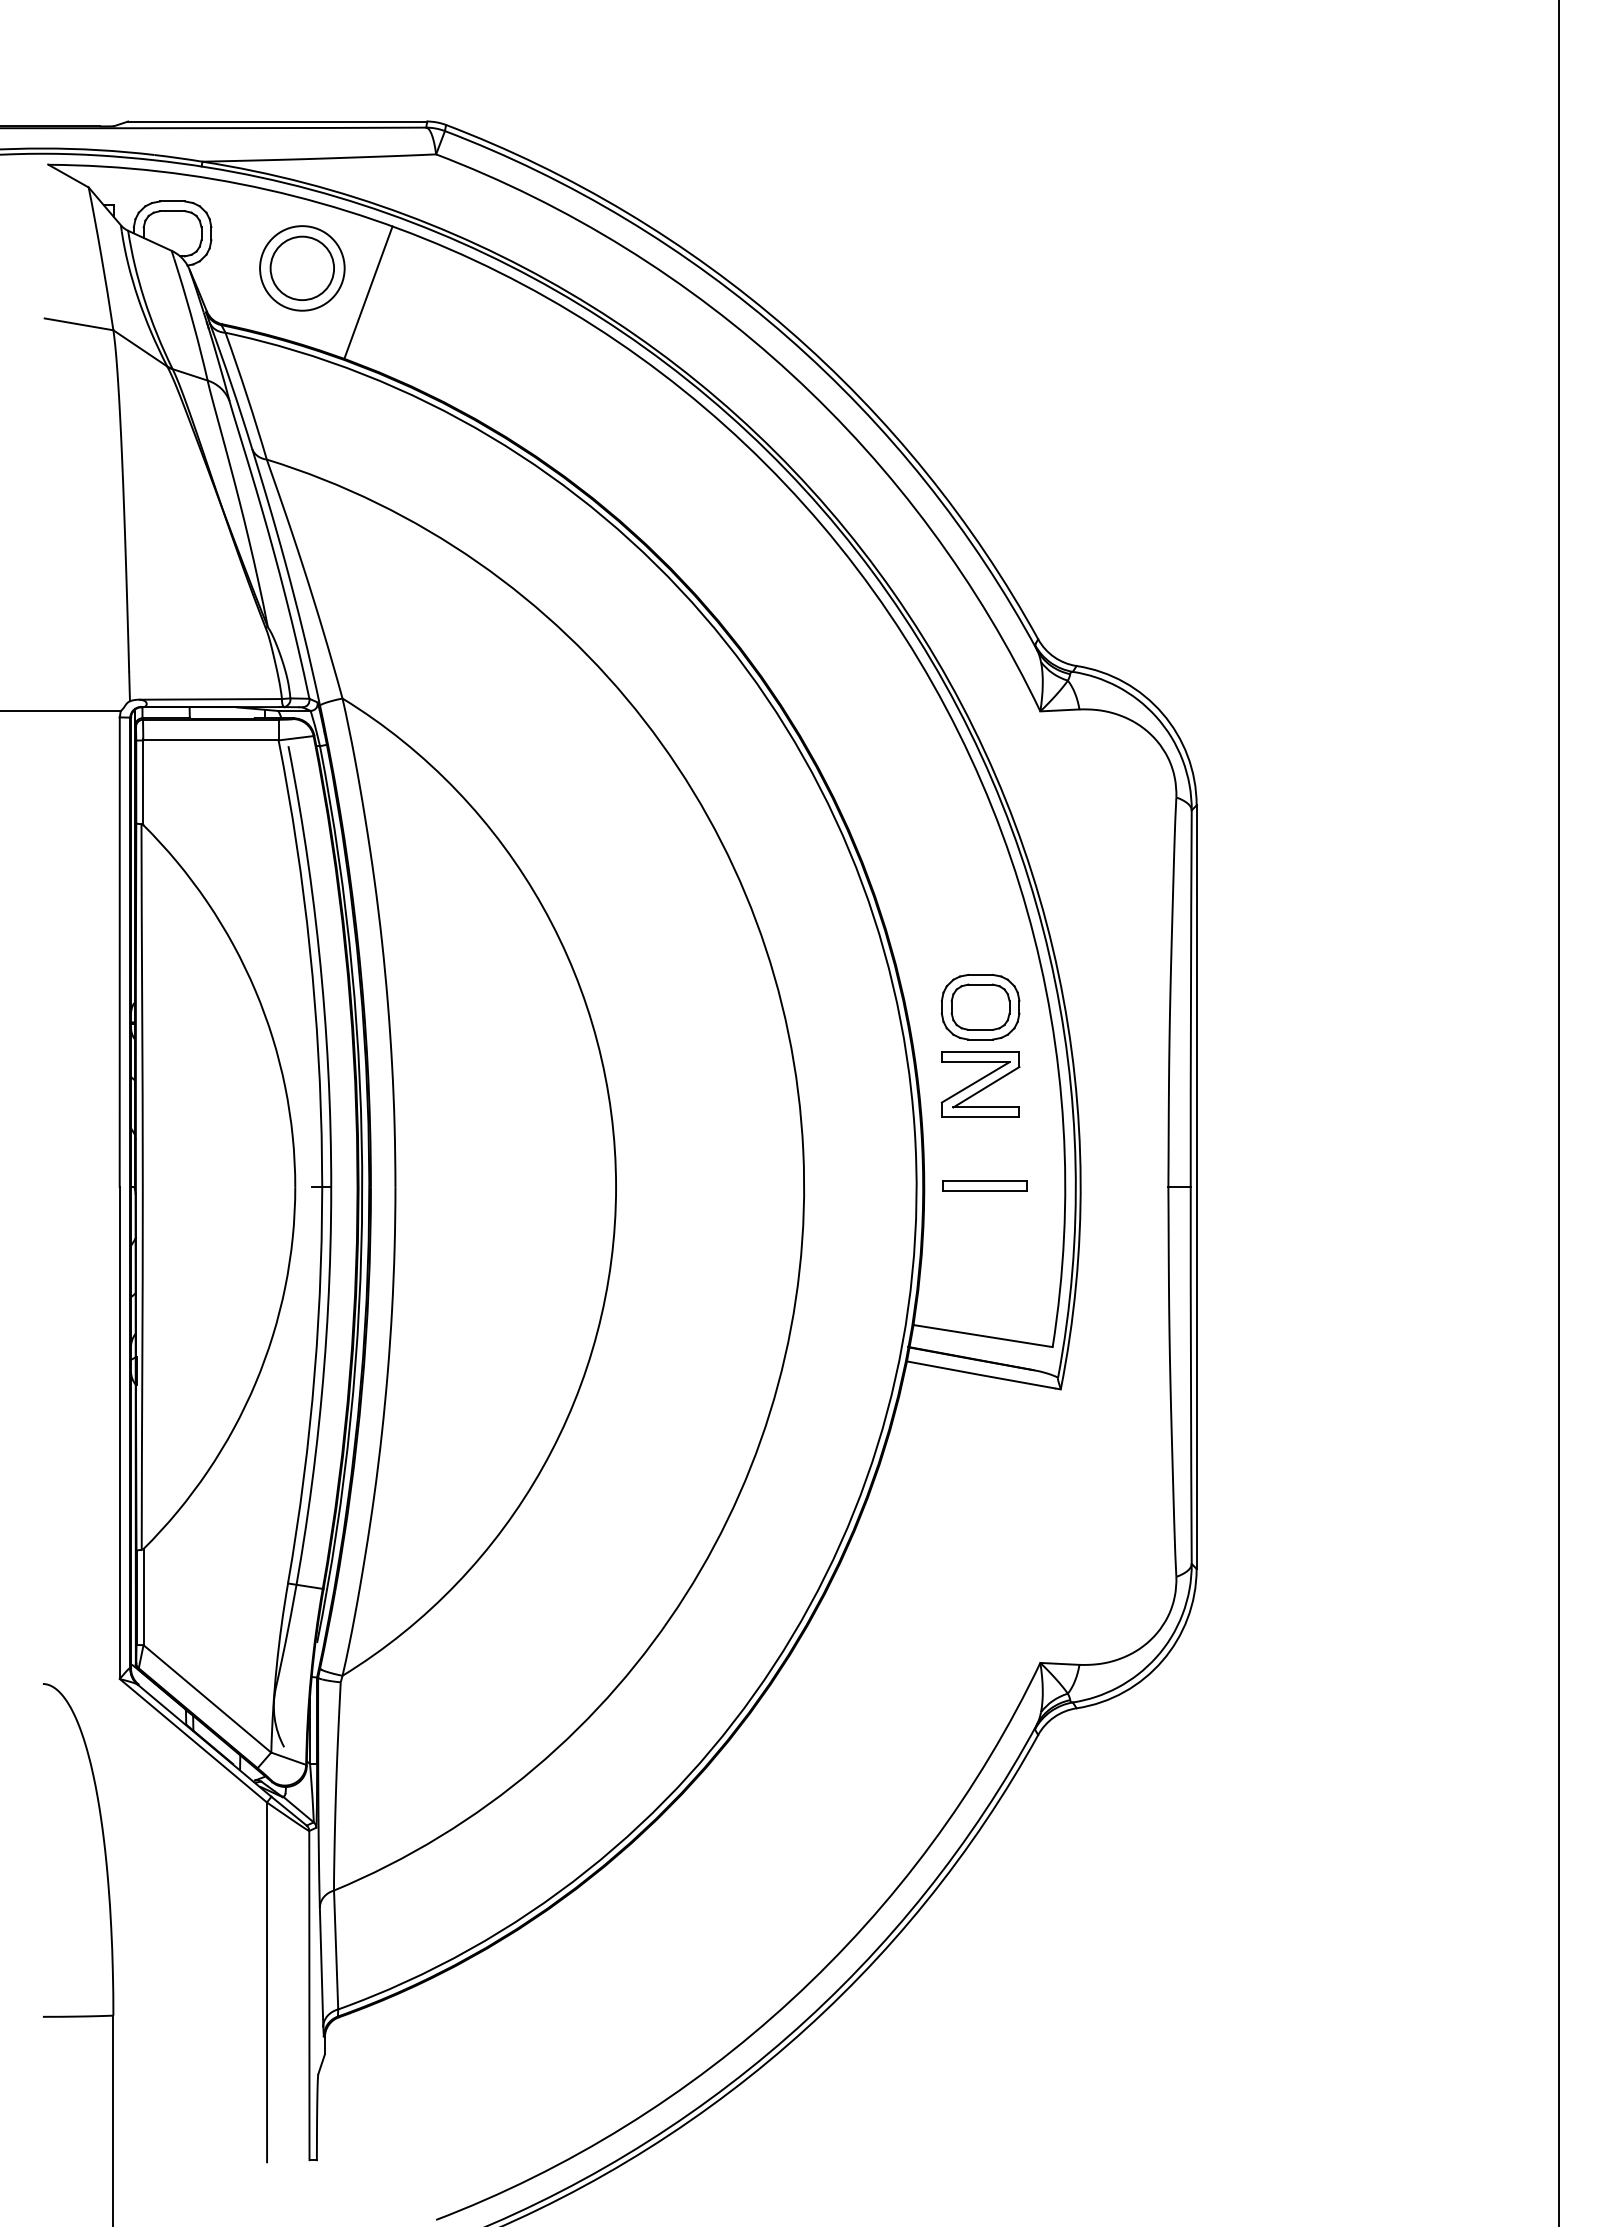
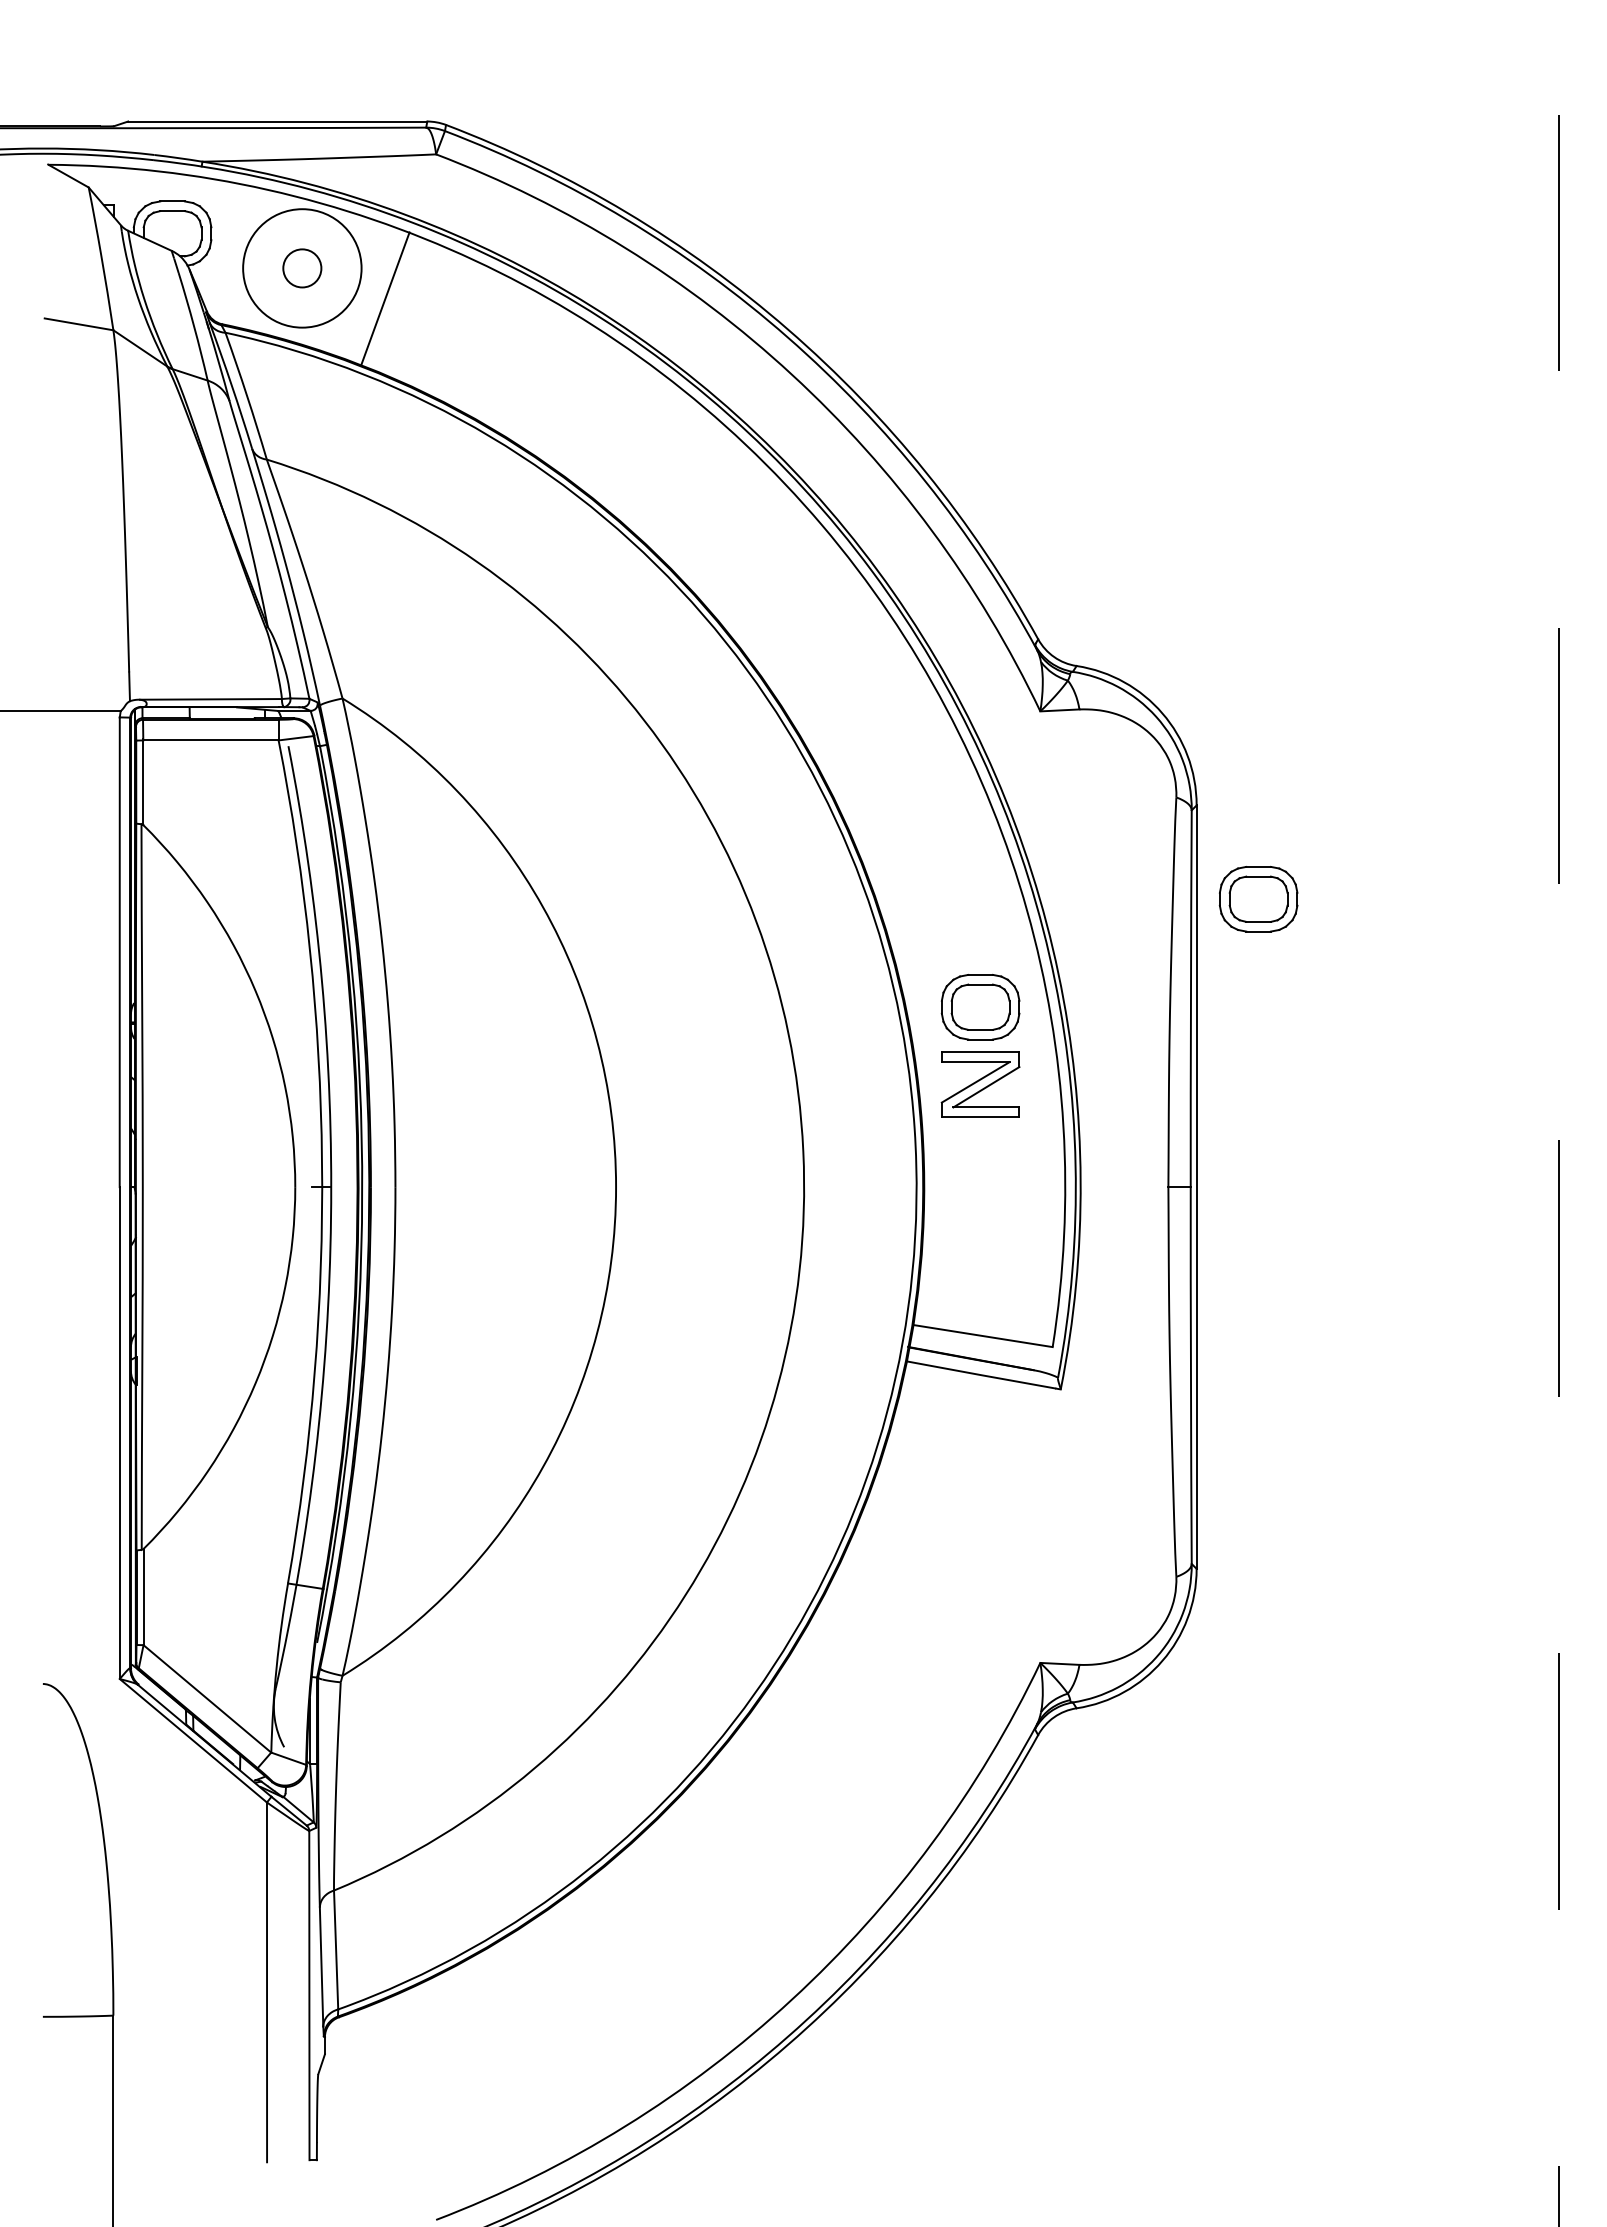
circle diameter: 63 px -> 38 px (302, 268)
circle diameter: 85 px -> 118 px (302, 268)
line position: (368, 292) -> (385, 298) (385, 298)
part: none -> present (1258, 899)
line: solid -> dashed (1558, 1113)
part: present -> none (984, 1185)
